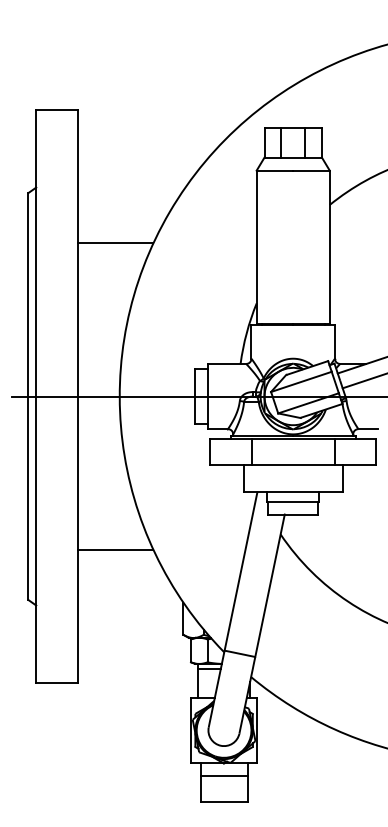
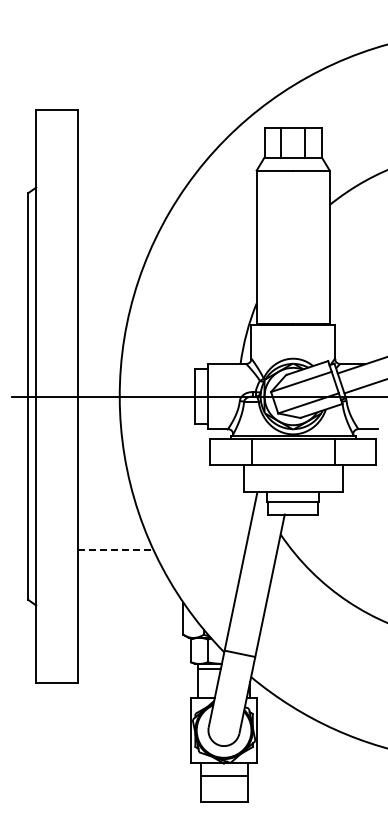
line: present -> none (115, 243)
line position: (363, 381) -> (364, 386) (364, 386)
line: solid -> dashed (115, 549)
